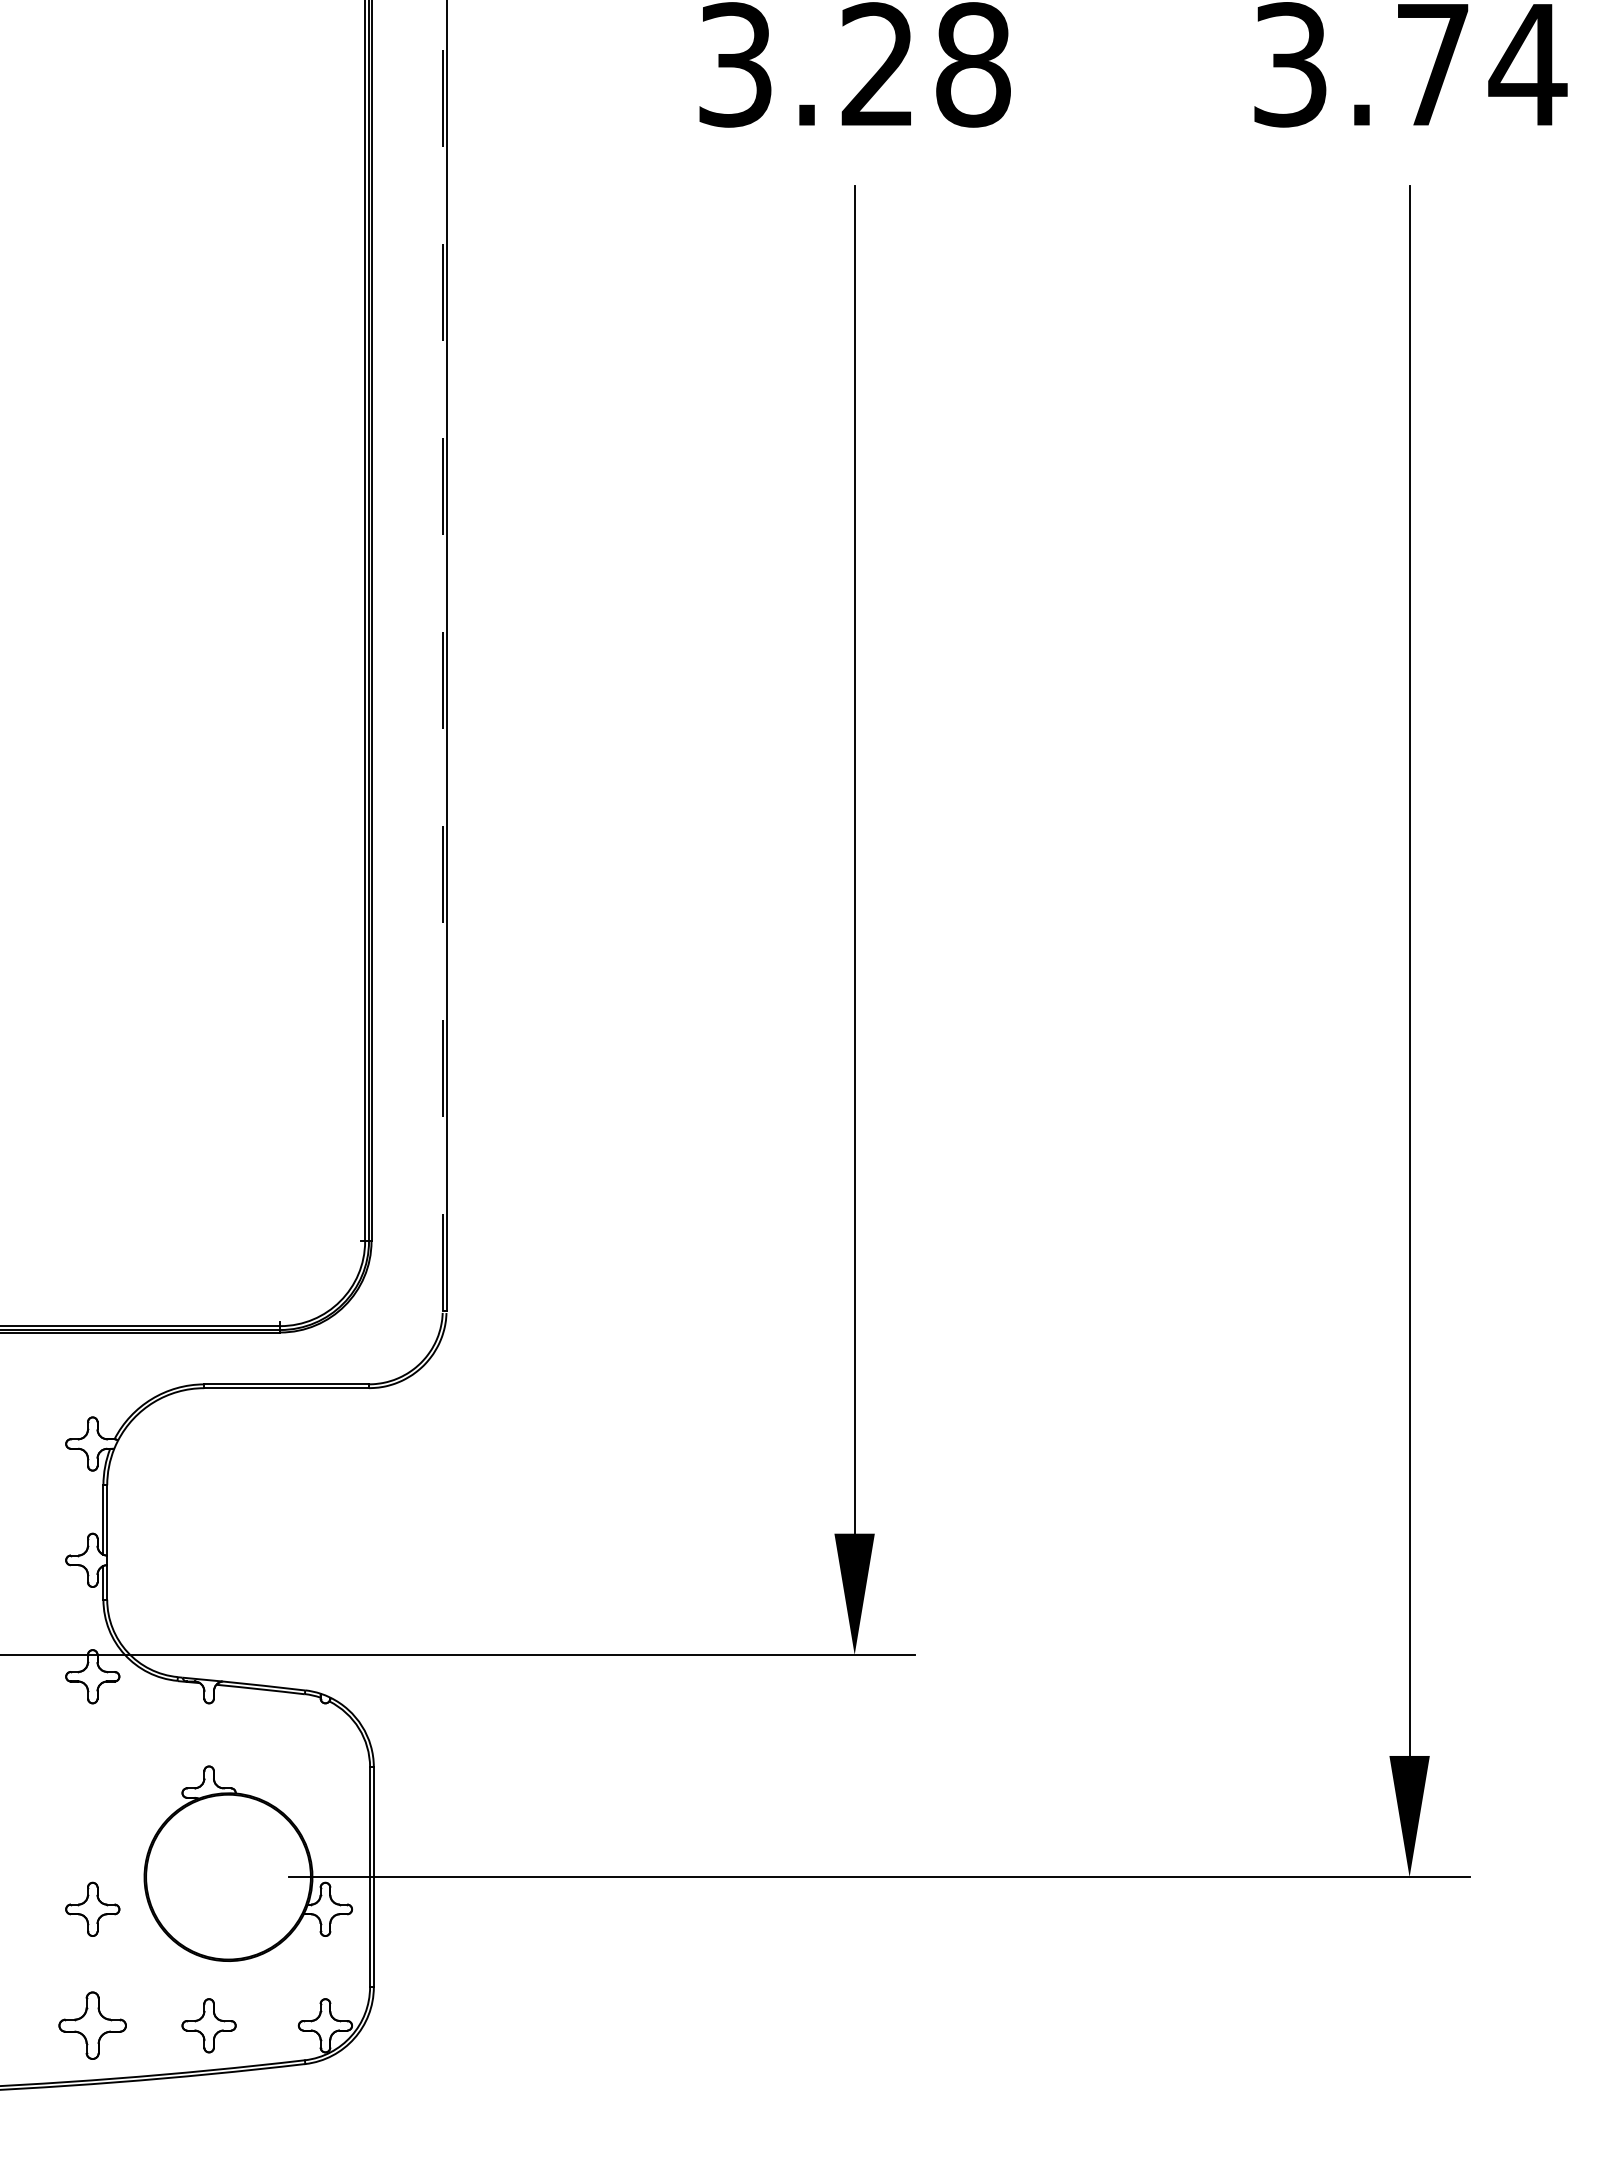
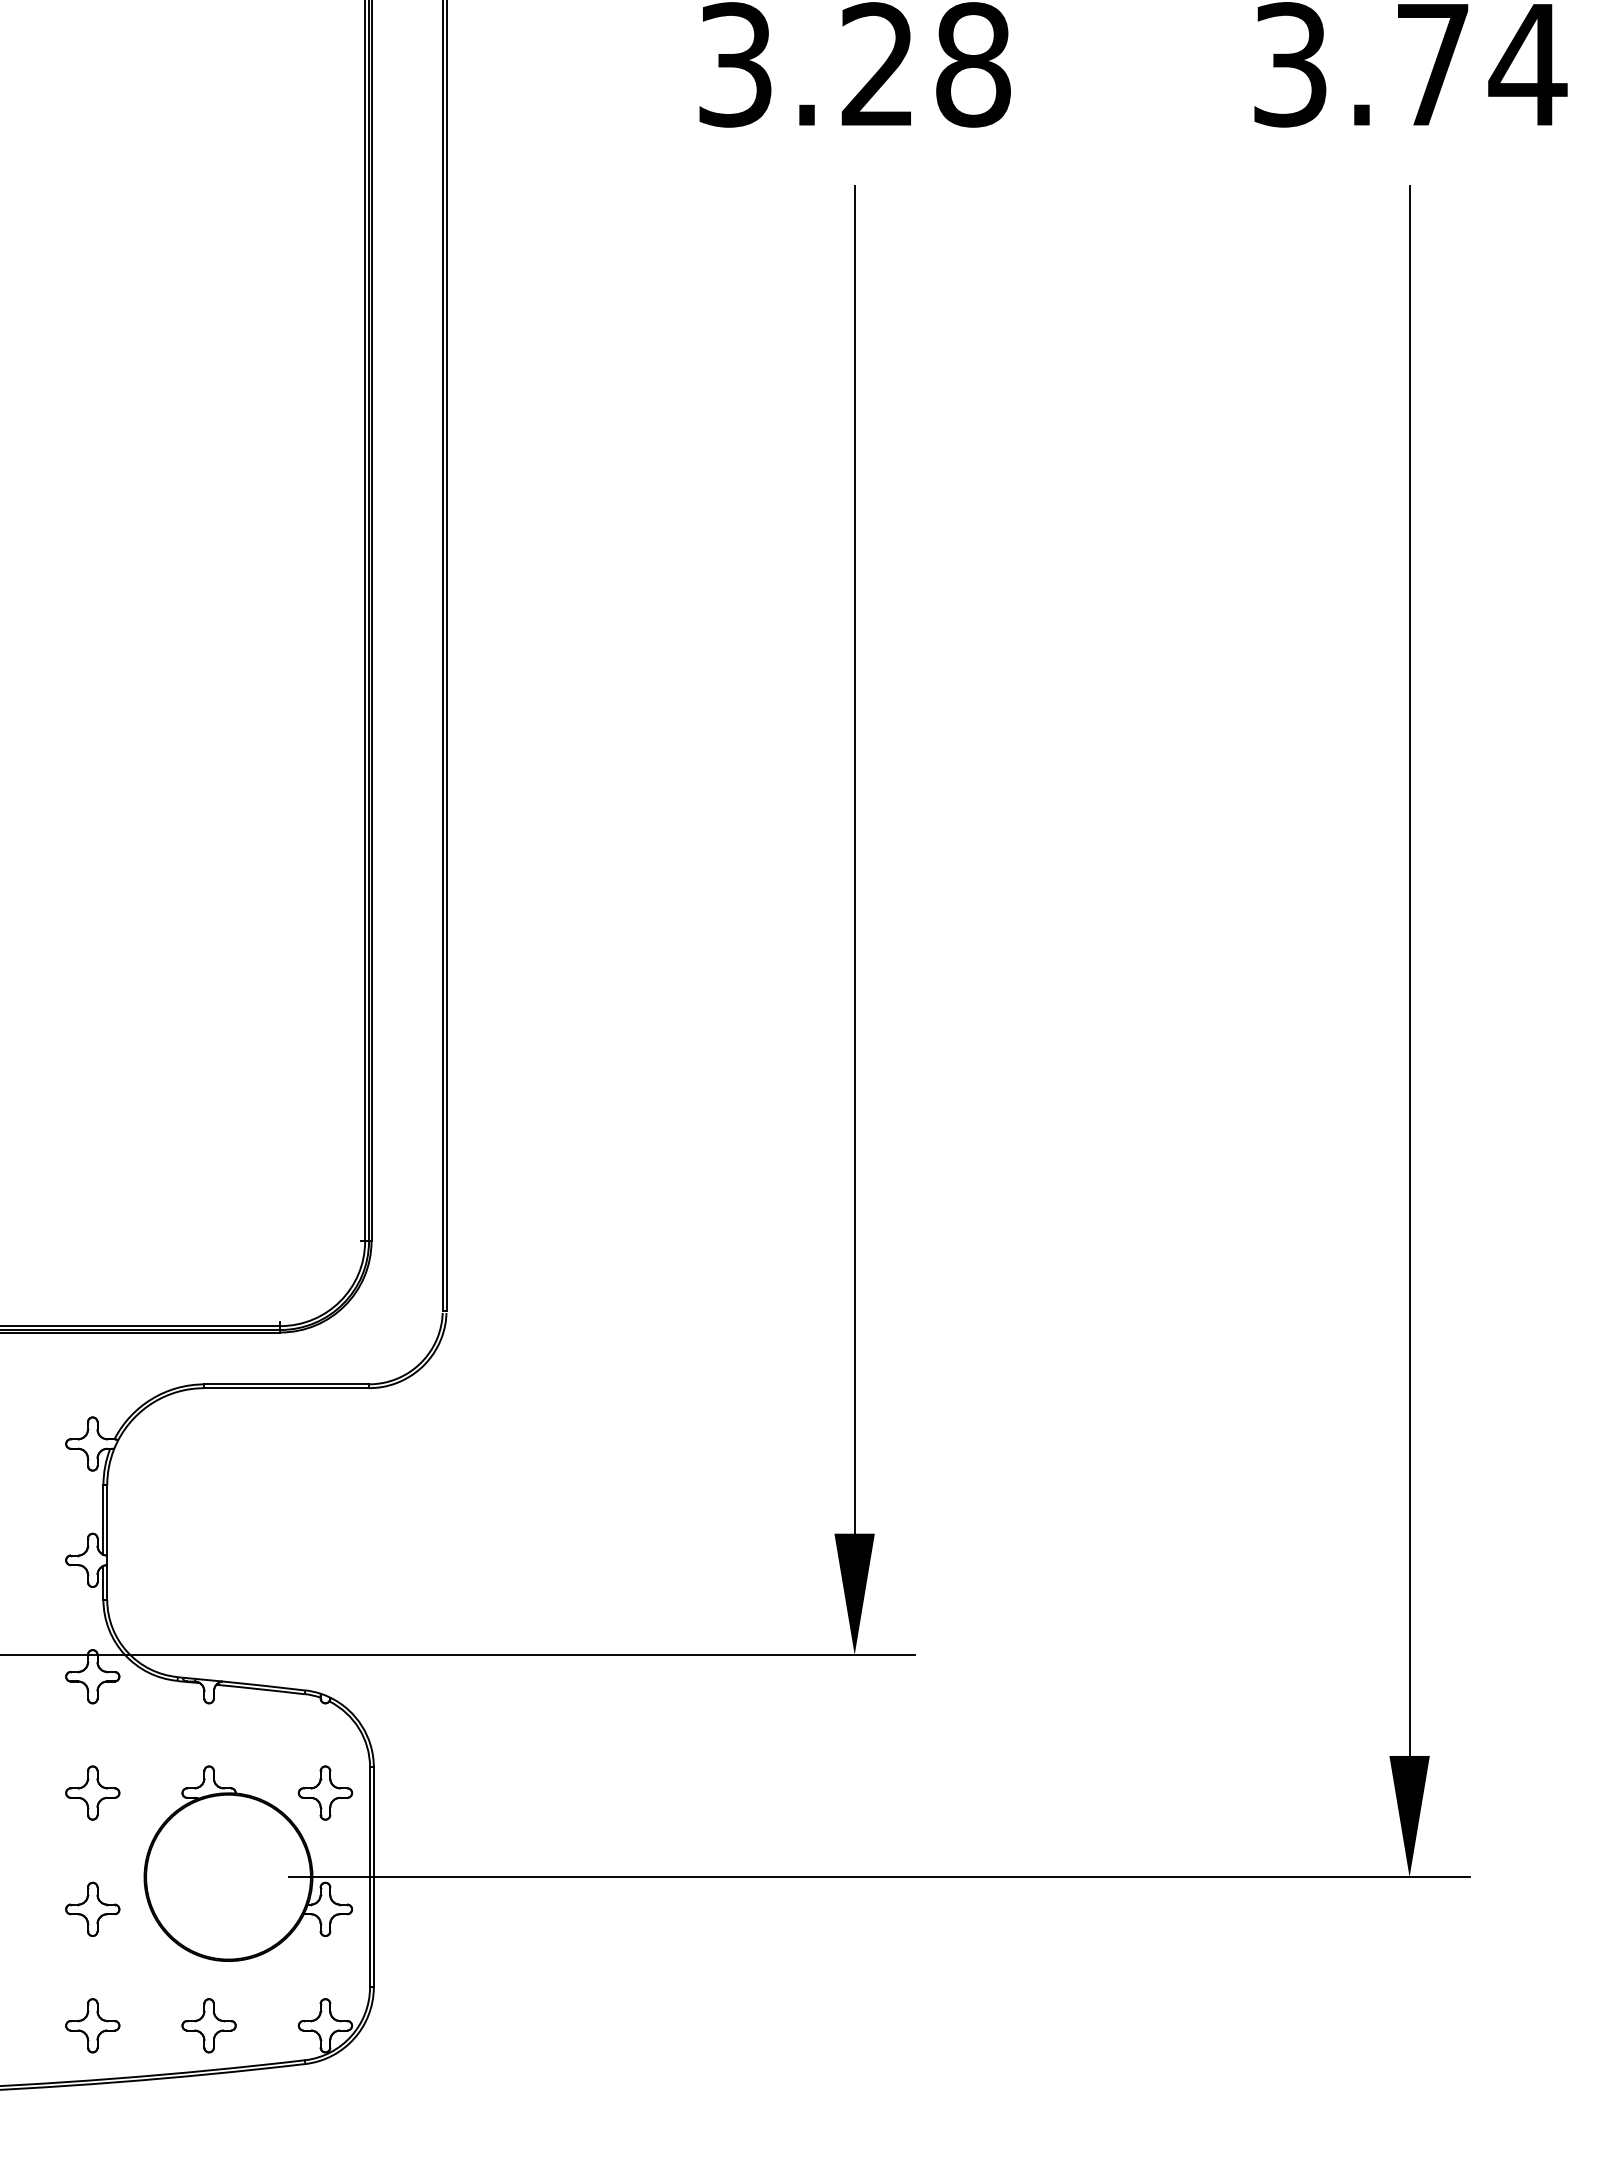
line: dashed -> solid (442, 655)
part: none -> present (92, 1792)
part: none -> present (324, 1792)
part size: 69x69 px -> 56x56 px (92, 2025)
